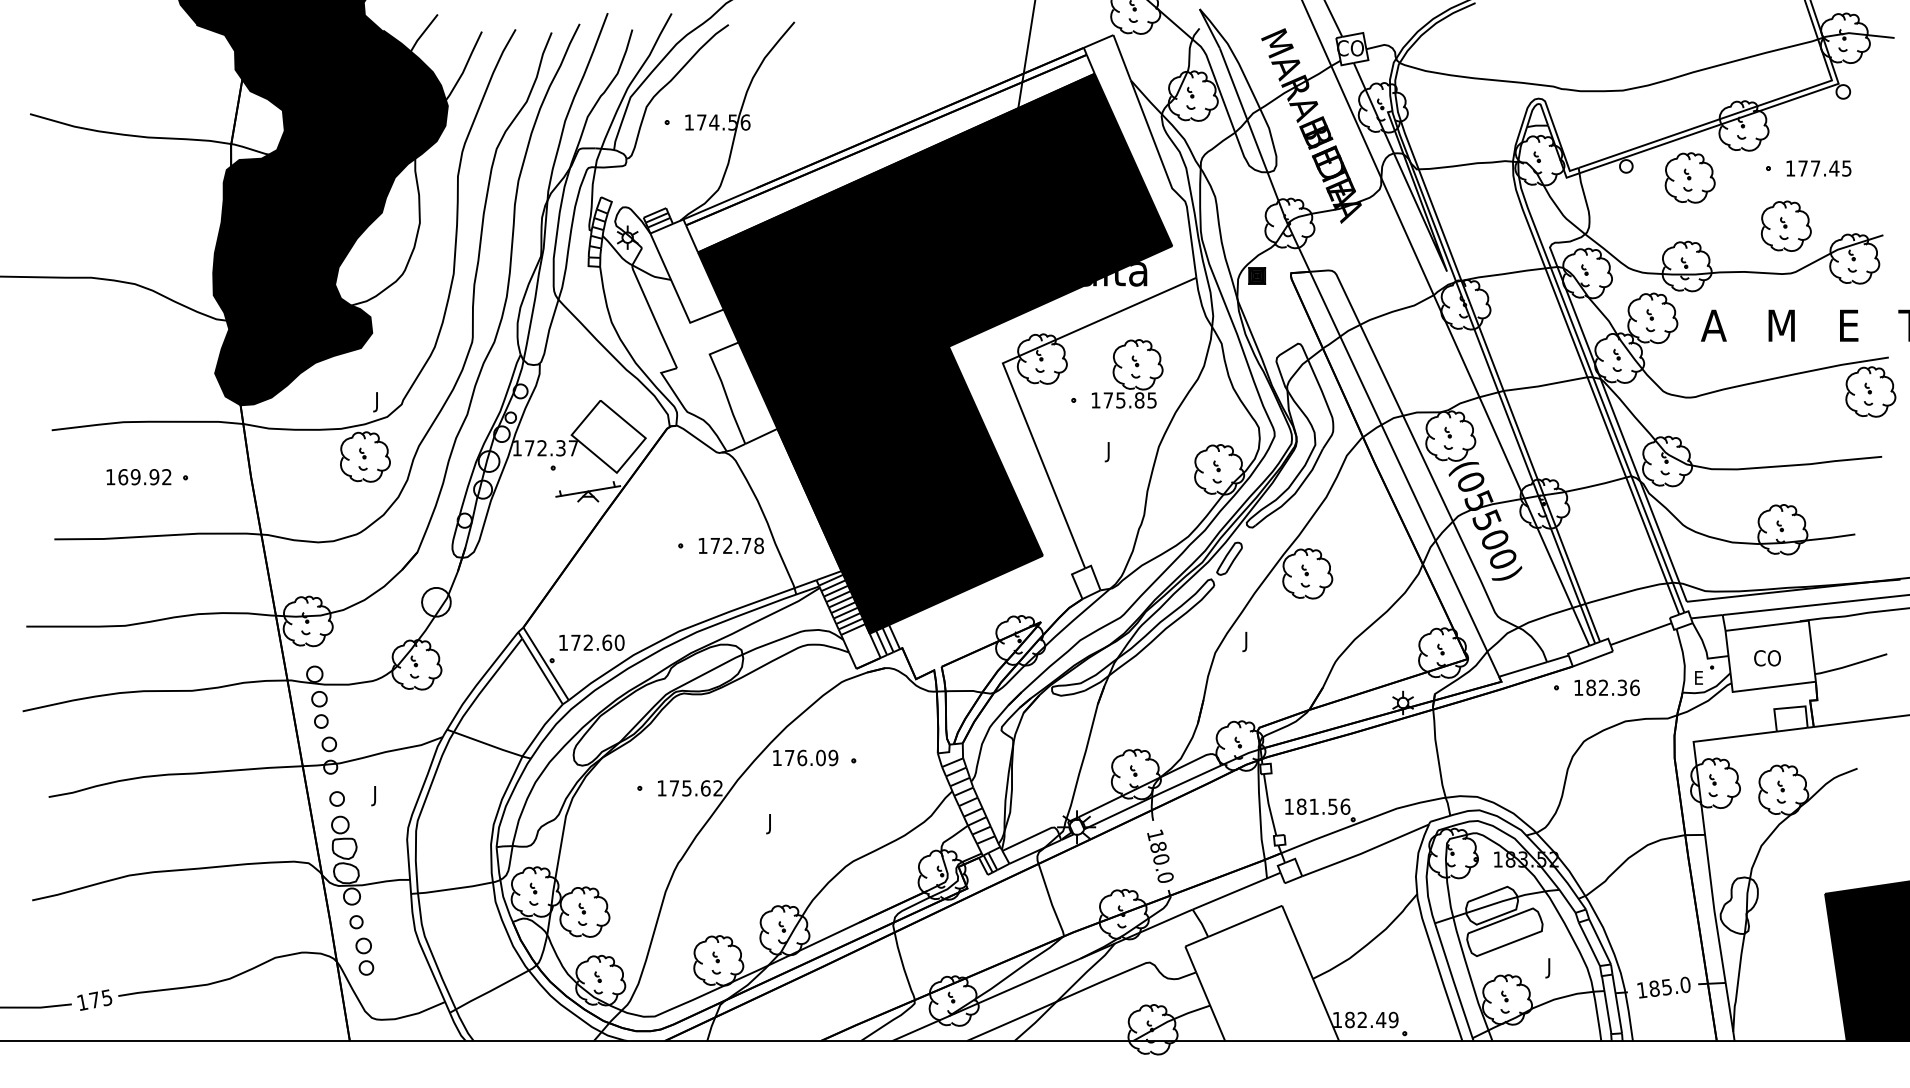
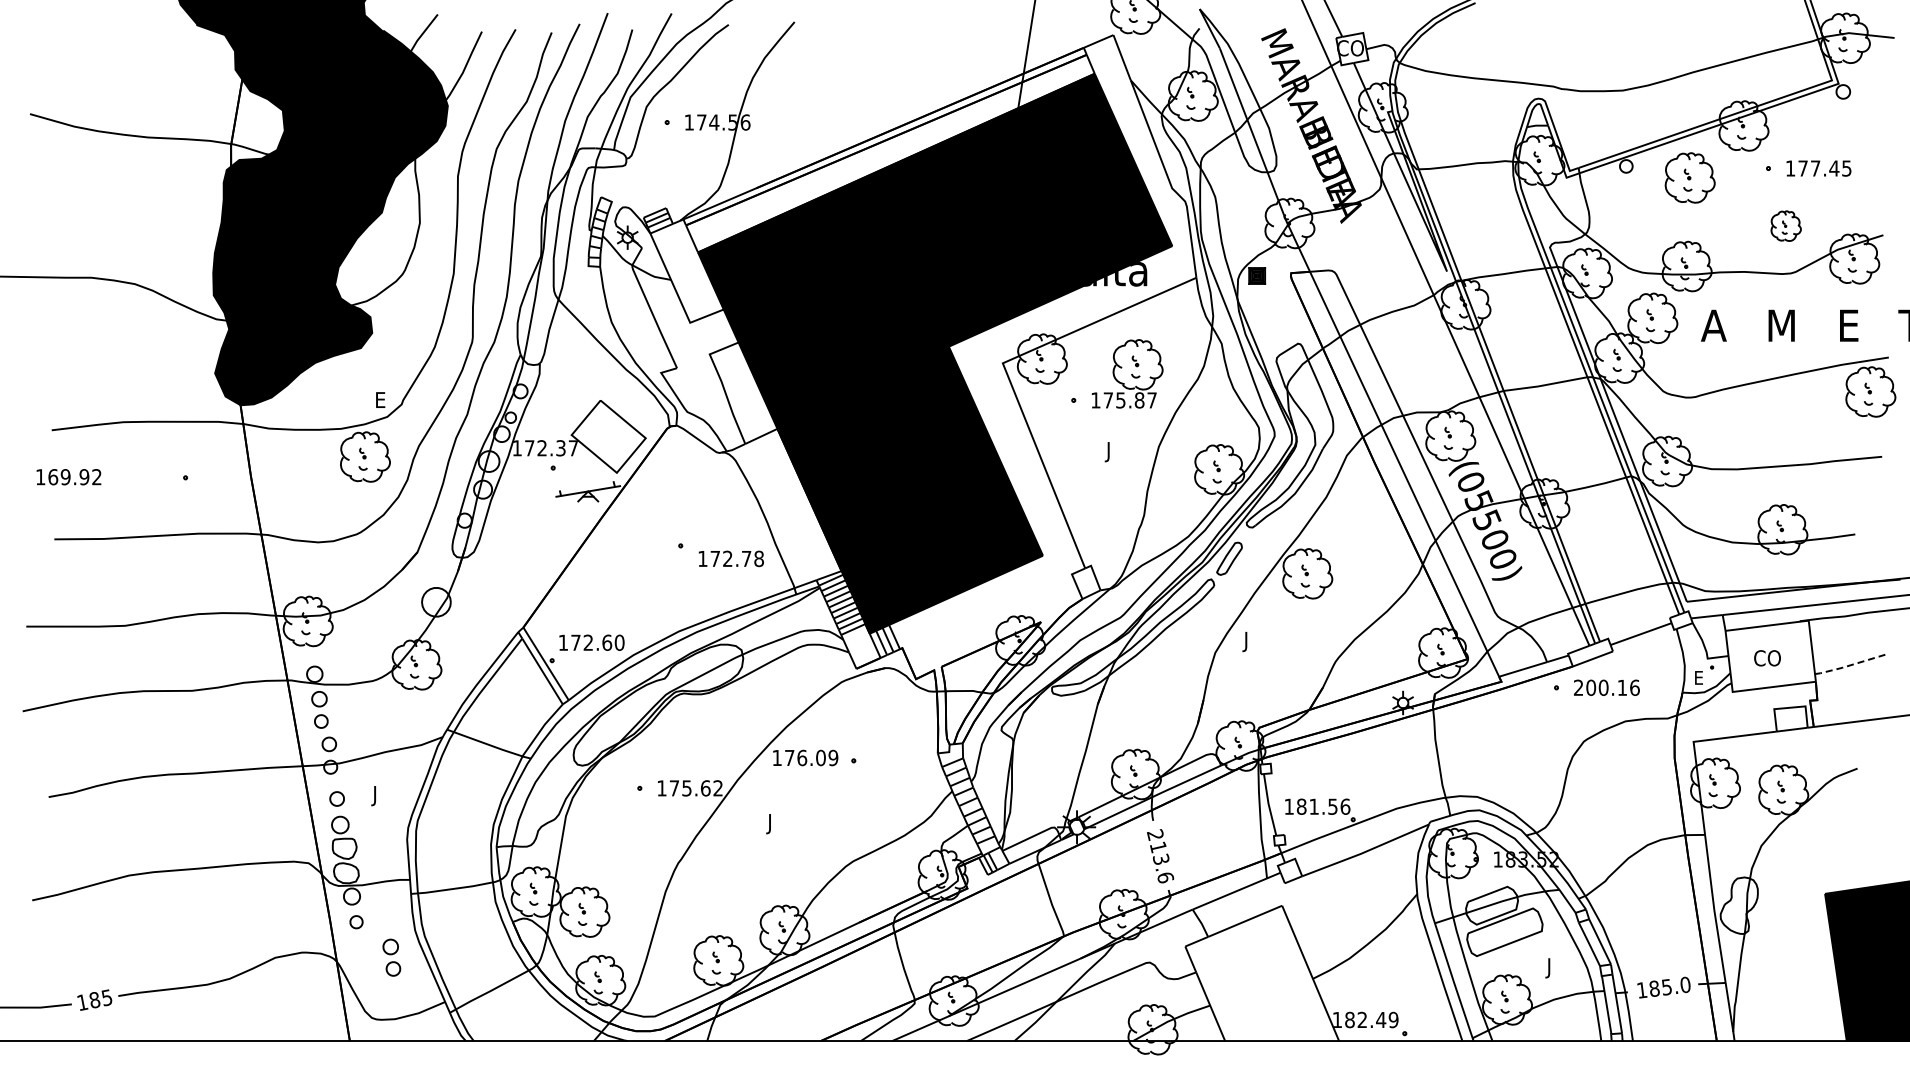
part size: 52x52 px -> 32x32 px (1785, 225)
text: 175.85 -> 175.87 (1151, 400)
text: J -> E (379, 402)
text position: (138, 477) -> (68, 477) (68, 477)
text position: (730, 545) -> (730, 558) (730, 558)
line: solid -> dashed (1850, 665)
text: 182.36 -> 200.16 (1600, 687)
text: 180.0 -> 213.6 (1160, 856)
part position: (364, 956) -> (391, 957) (391, 957)
text: 175 -> 185 (94, 999)
